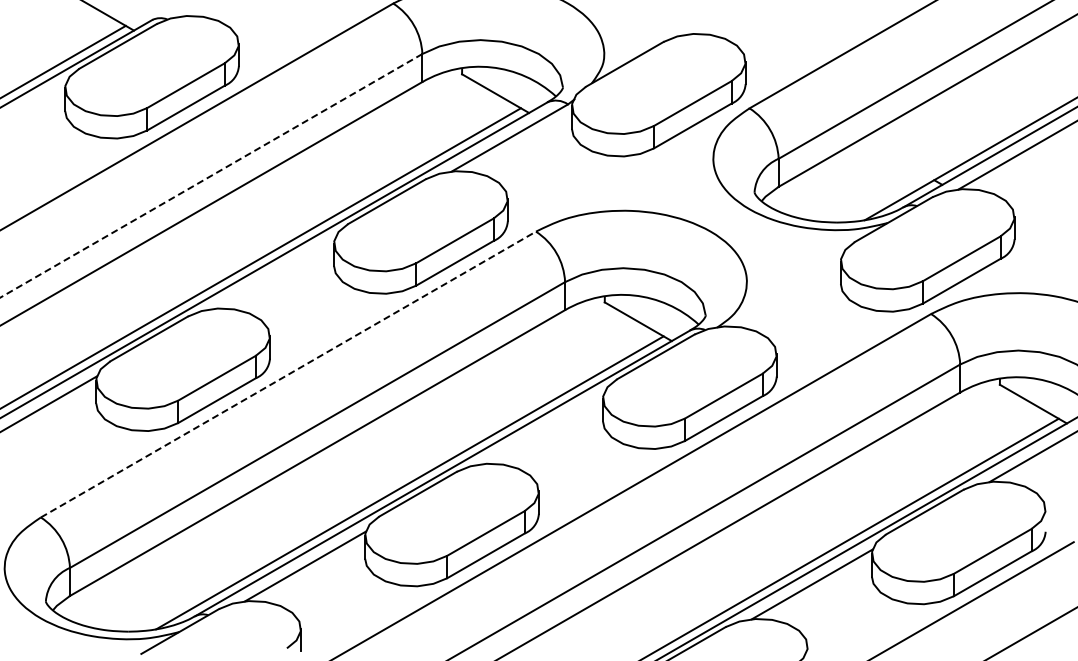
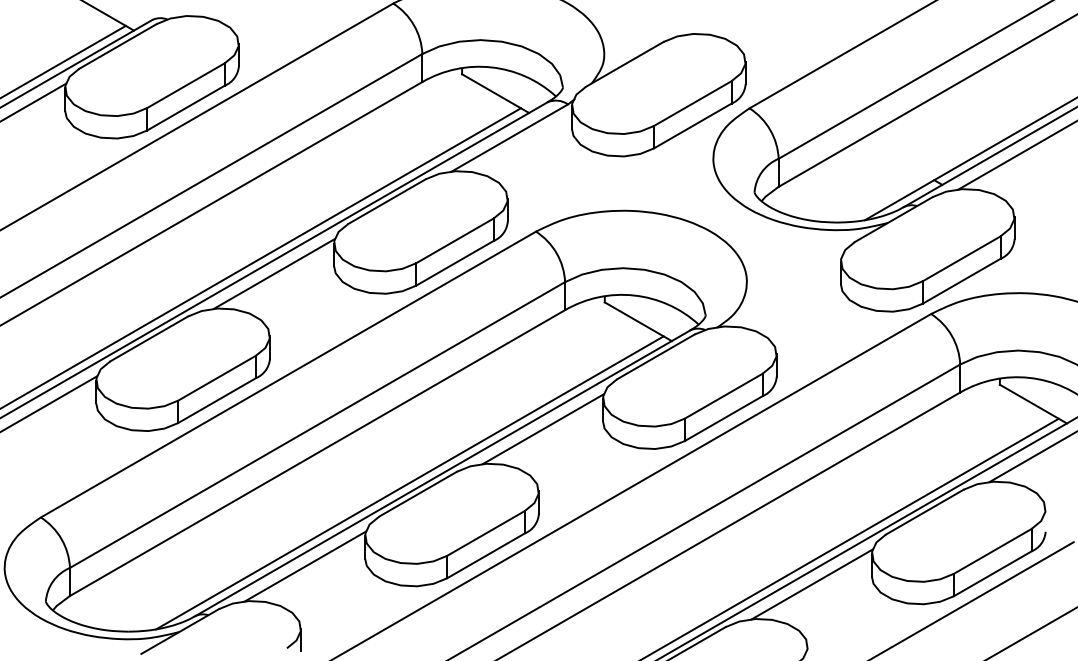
line: none -> present (33, 101)
line: dashed -> solid (211, 175)
line: none -> present (273, 273)
line: dashed -> solid (288, 374)
line: none -> present (542, 429)
